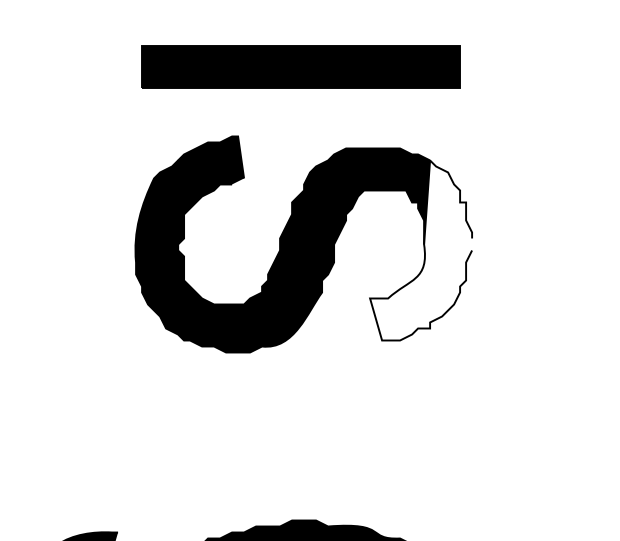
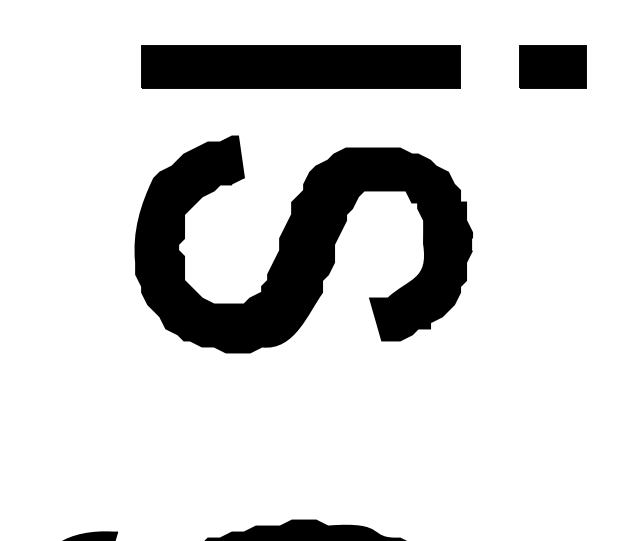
part: none -> present (552, 66)
fill: none -> present (421, 250)
